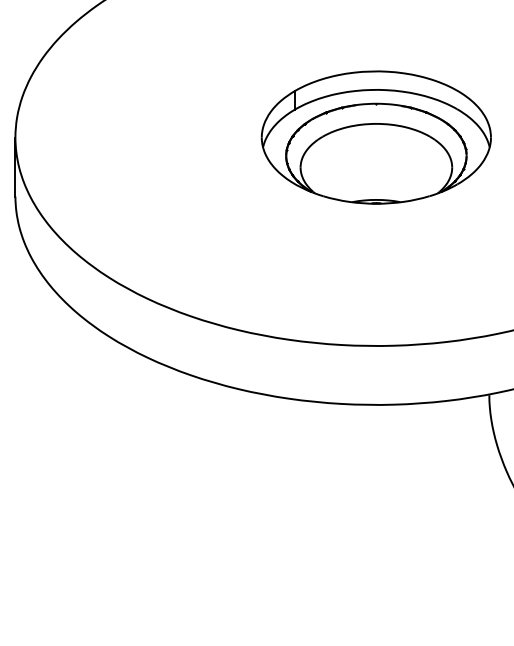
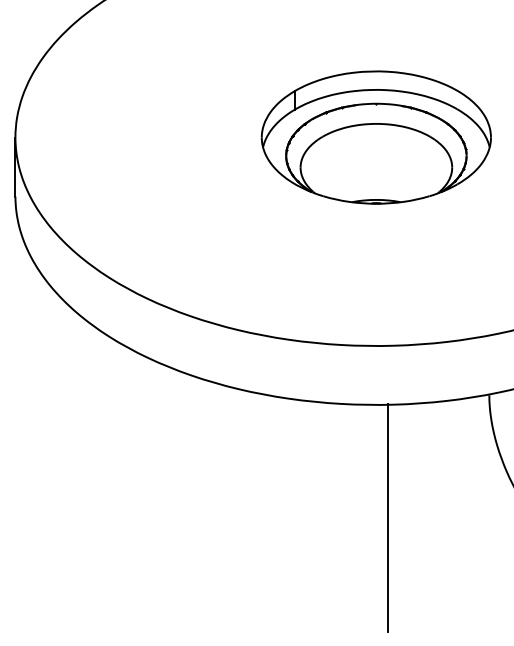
line: none -> present (388, 517)
